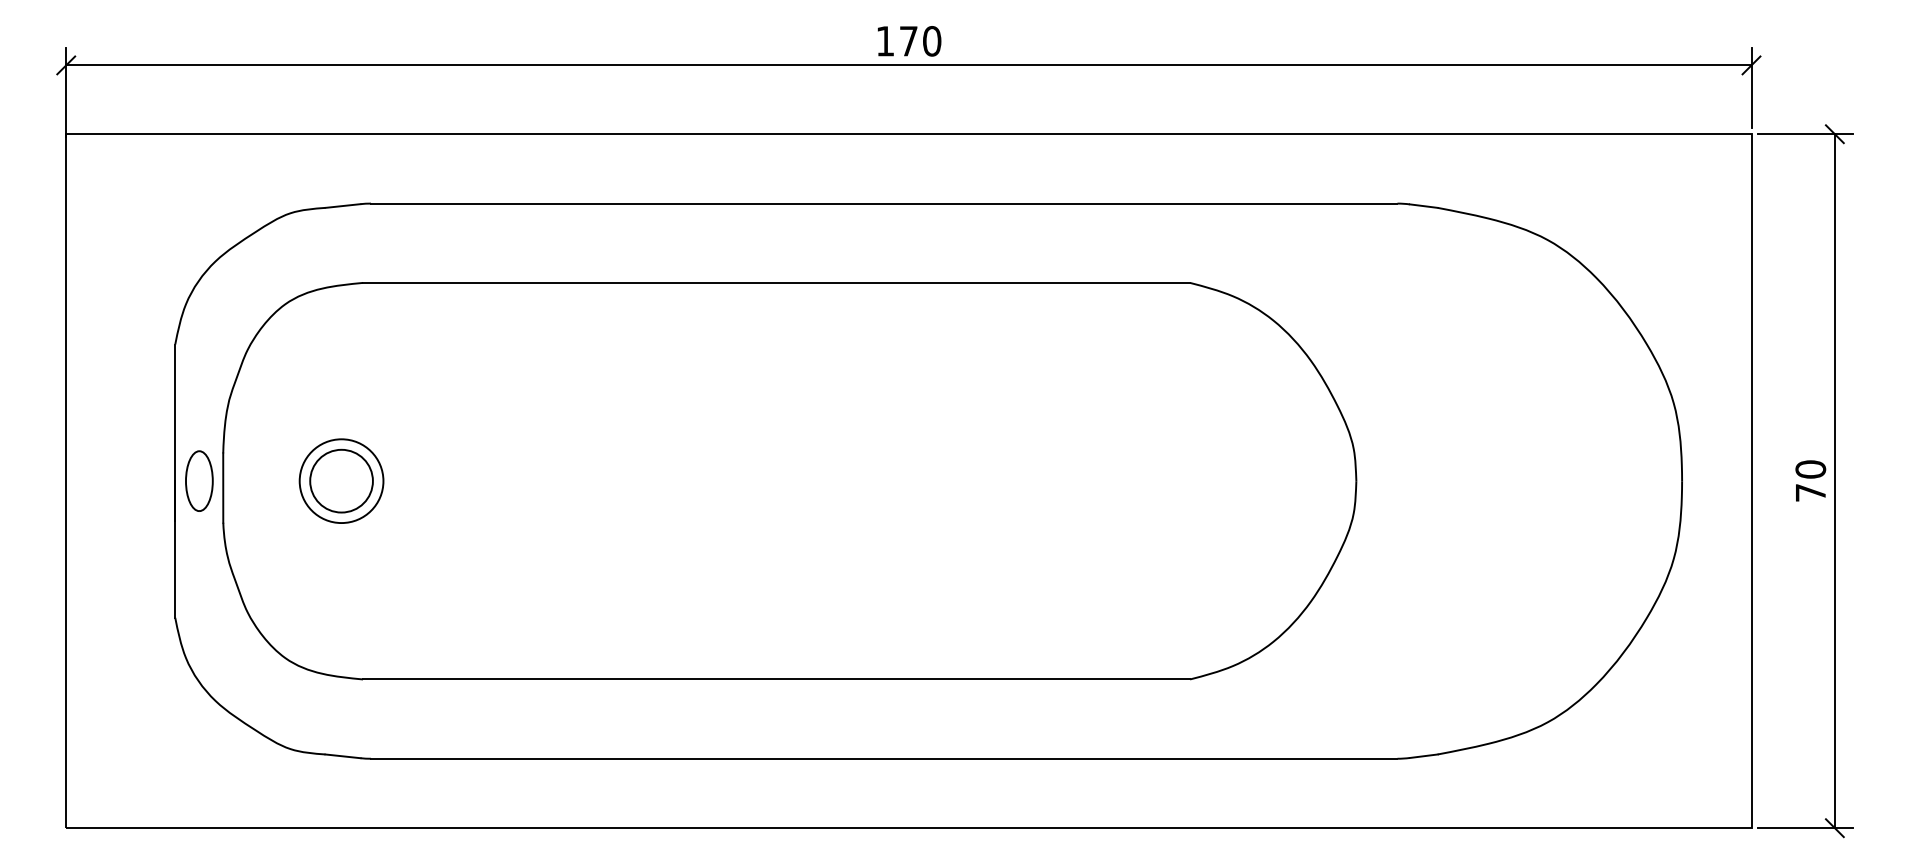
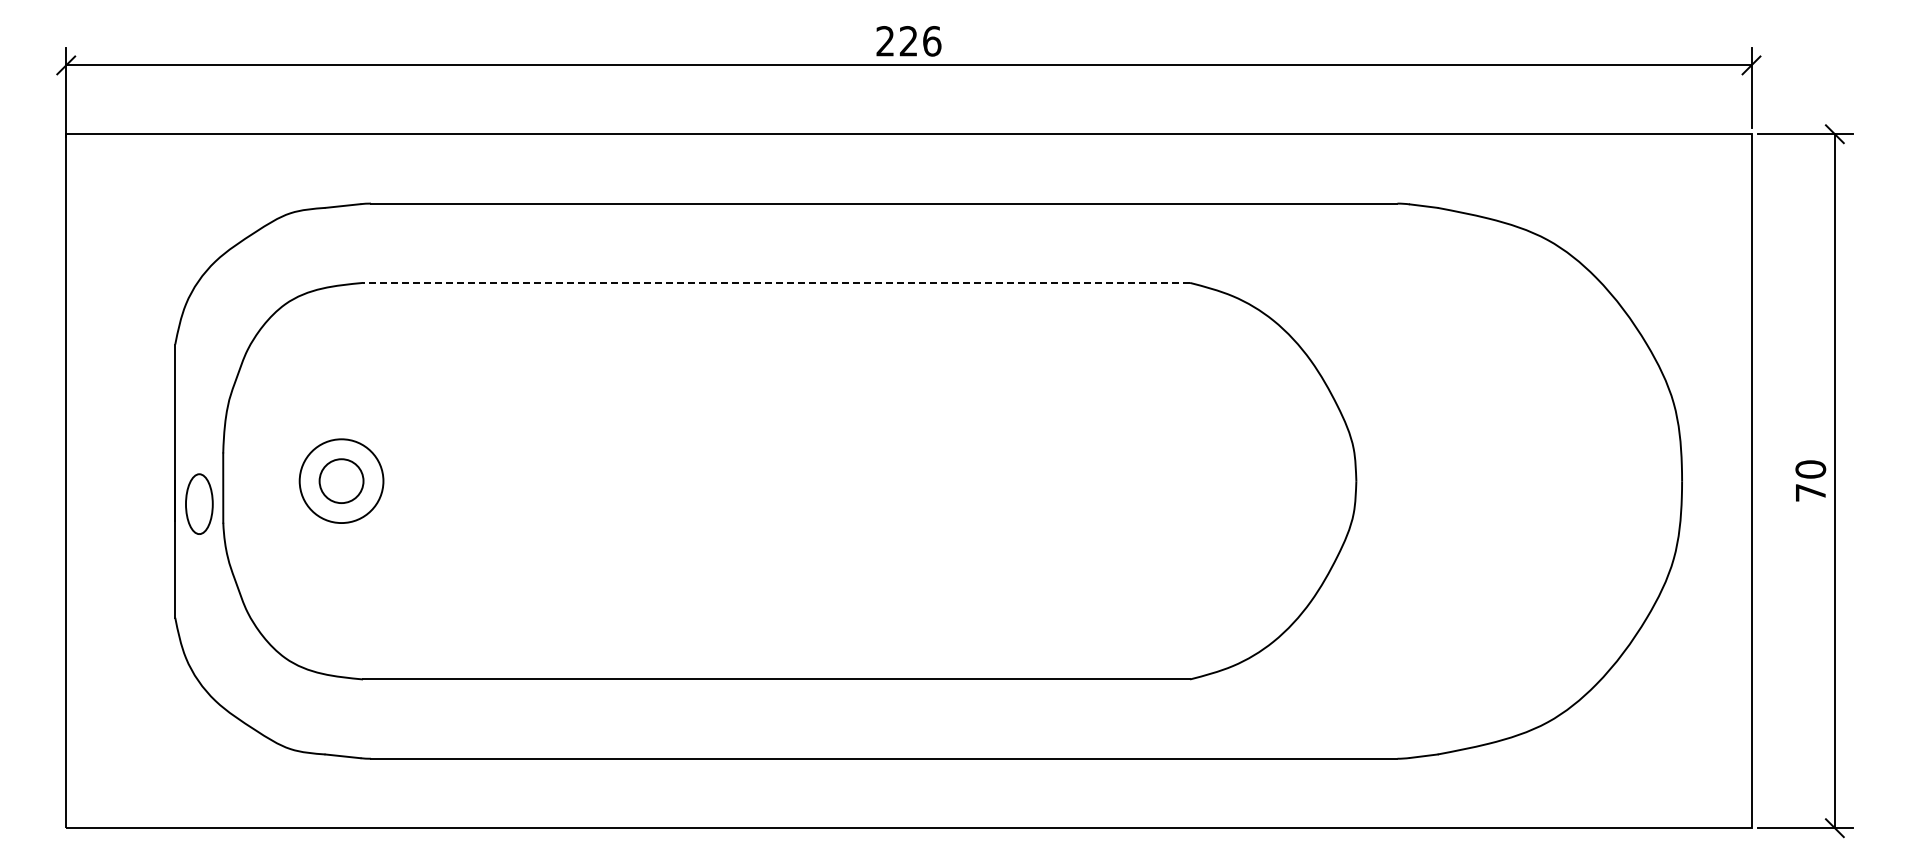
text: 170 -> 226 (908, 41)
line: solid -> dashed (776, 282)
part position: (199, 480) -> (199, 503) (199, 503)
circle diameter: 63 px -> 44 px (341, 481)
